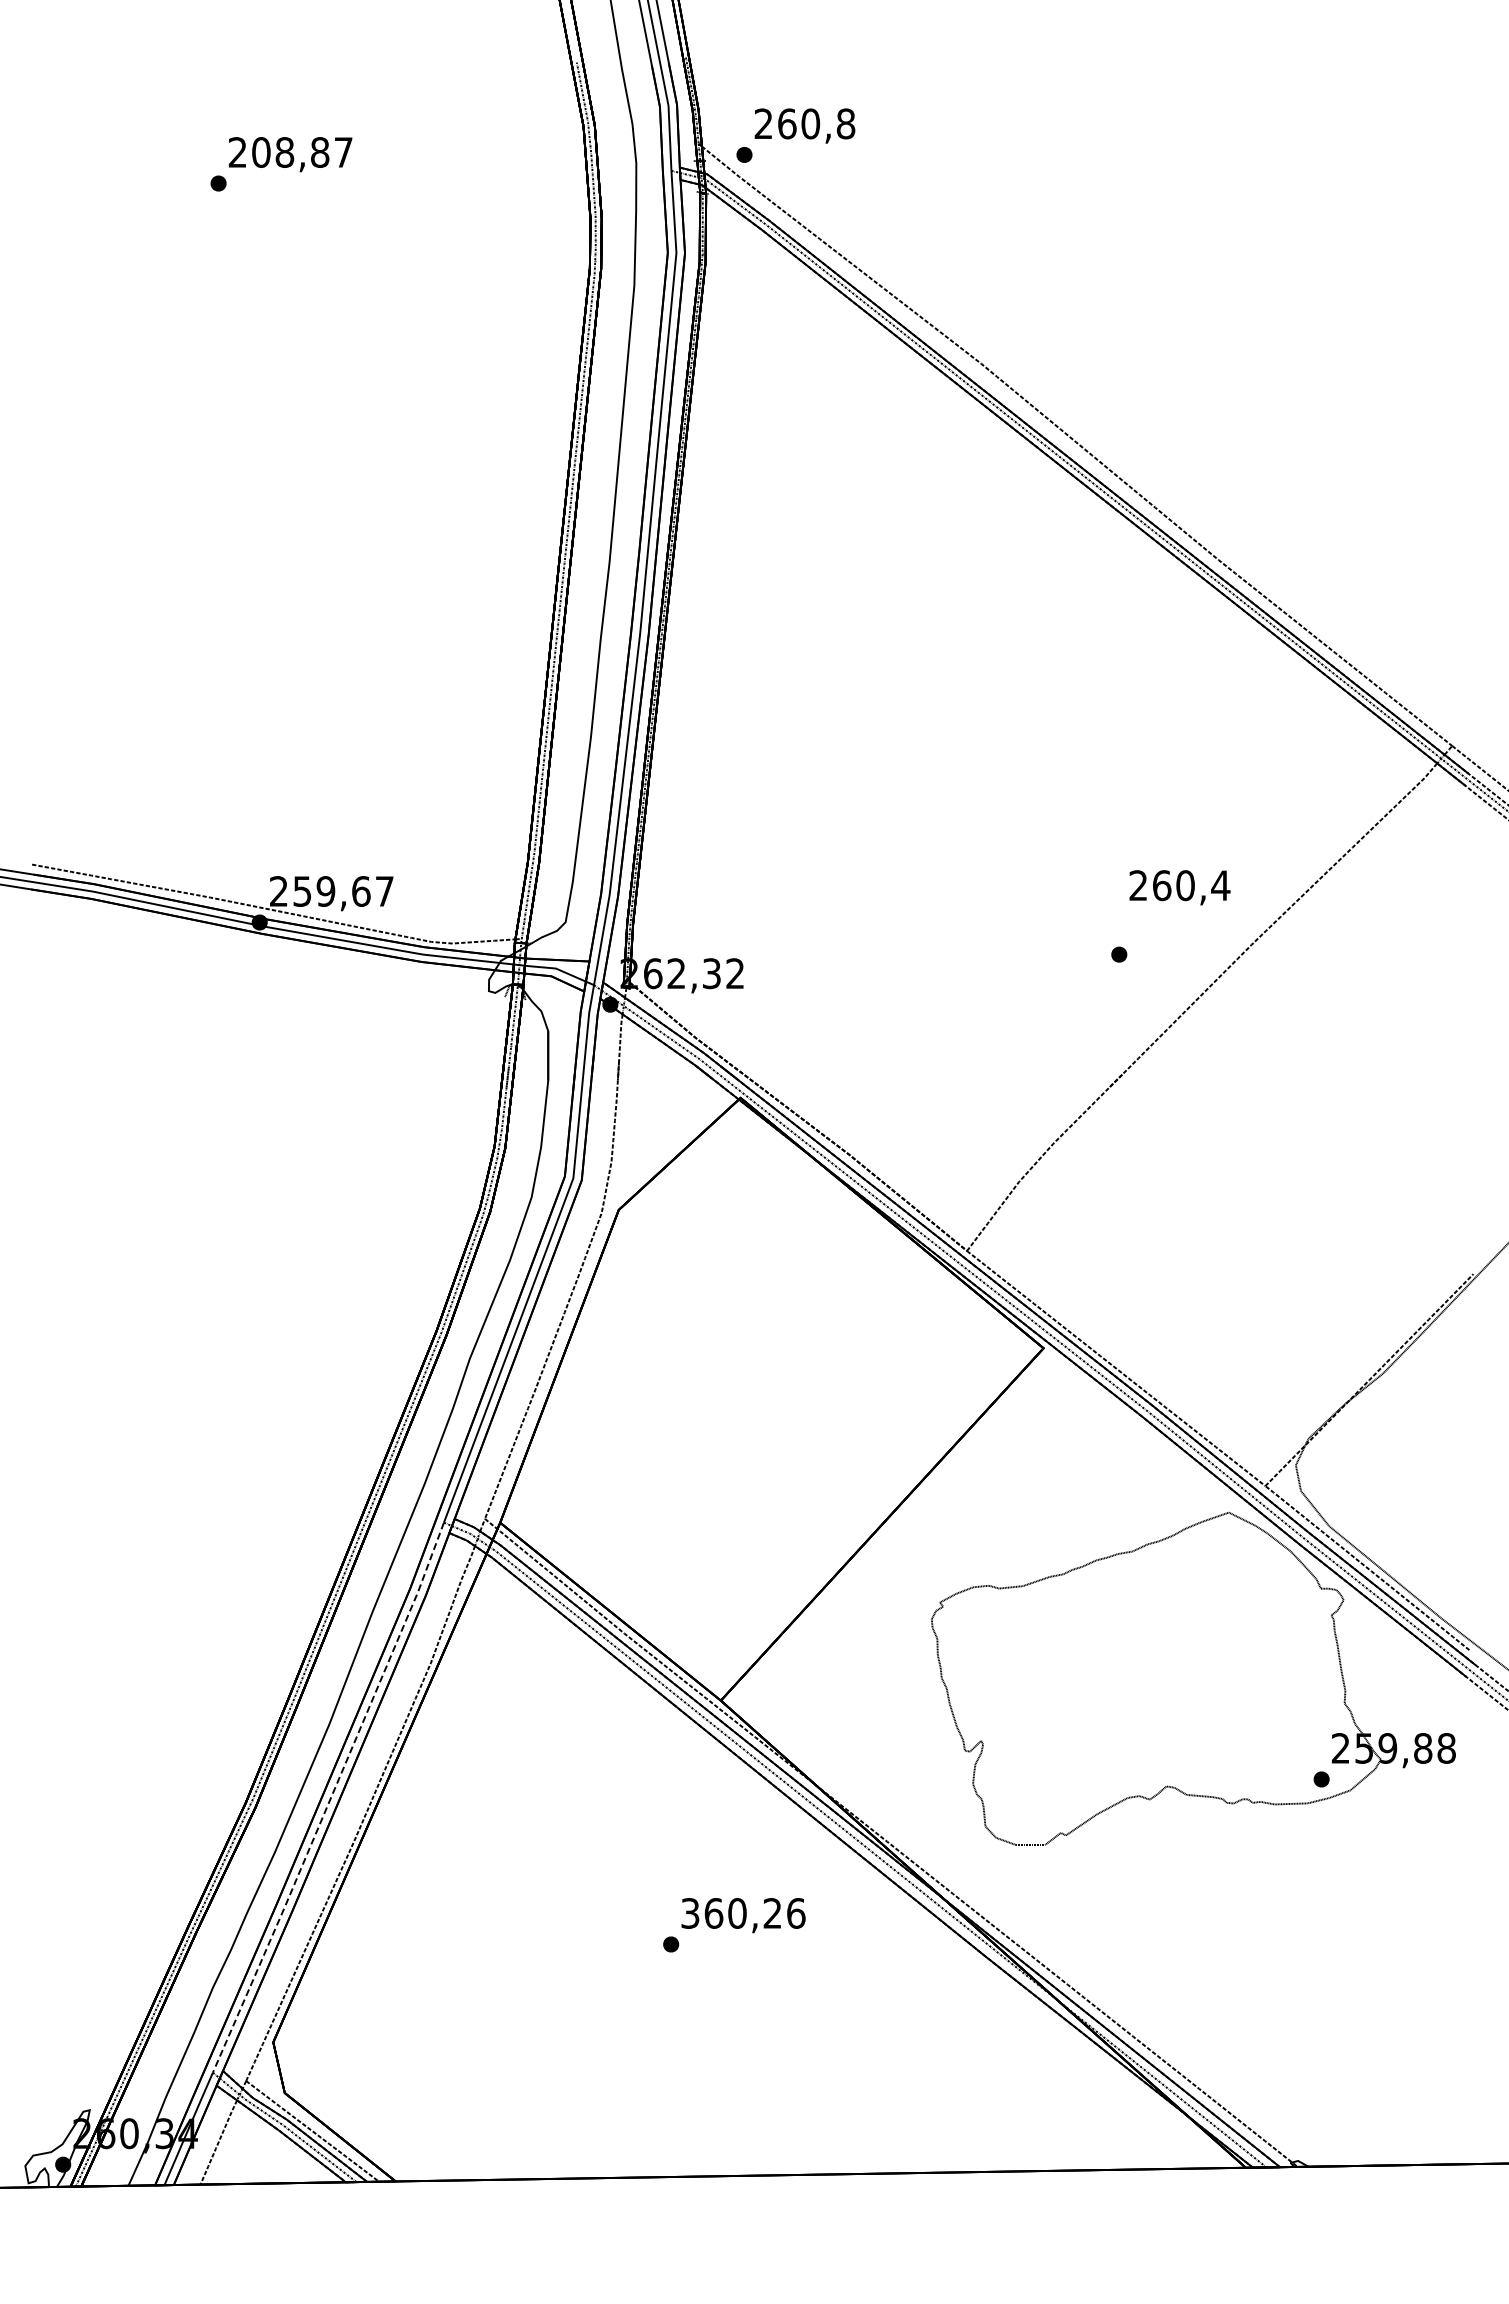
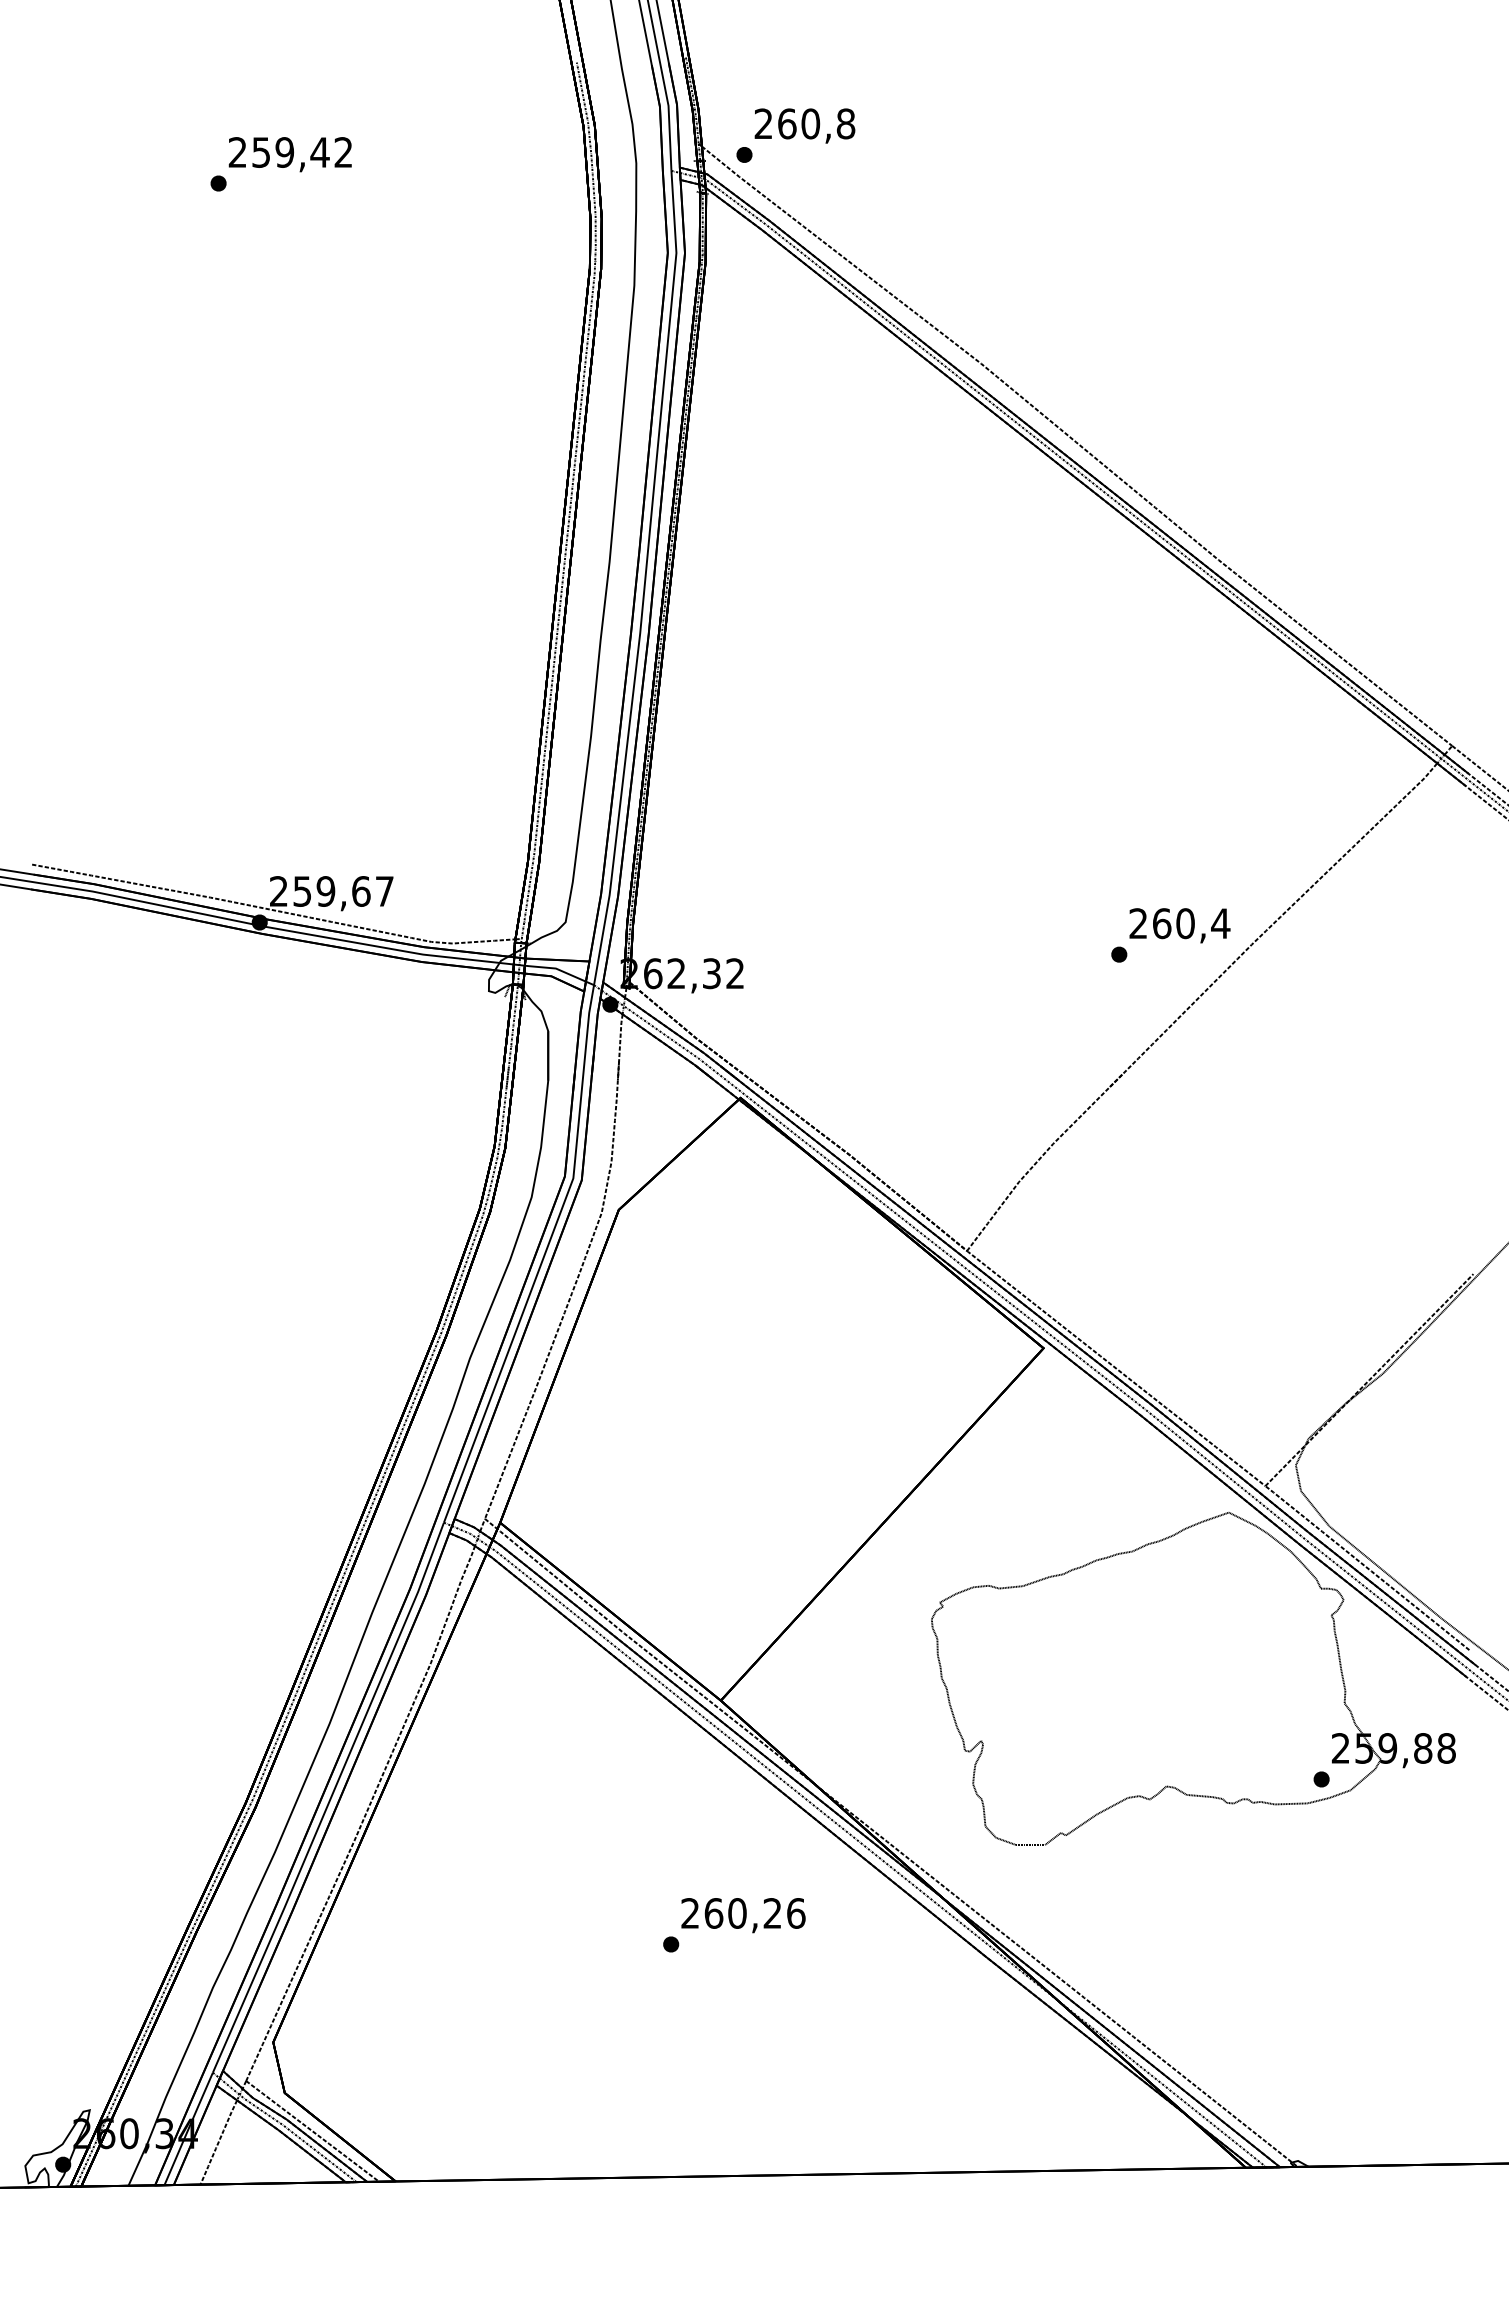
text: 208,87 -> 259,42 (302, 152)
text position: (1179, 887) -> (1179, 925) (1179, 925)
line: dashed -> solid (330, 1798)
text: 360,26 -> 260,26 (690, 1913)
